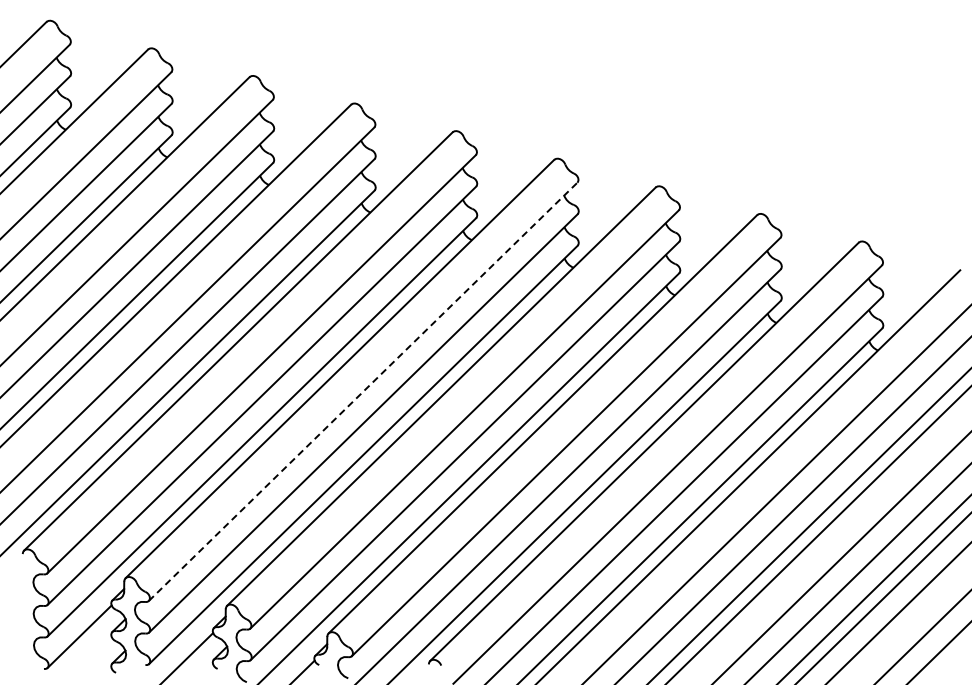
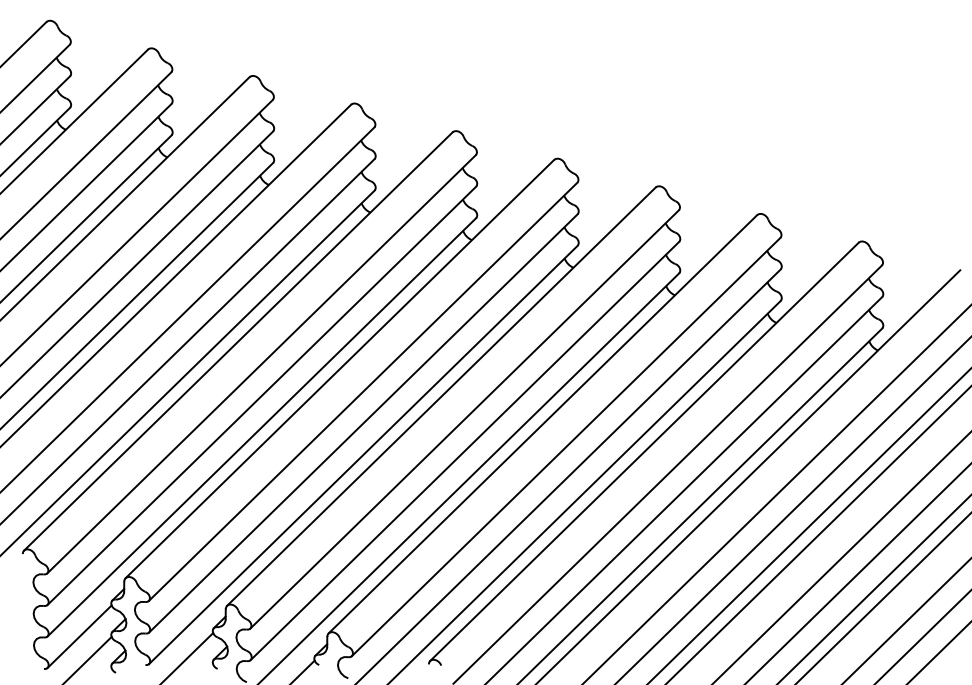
line: dashed -> solid (363, 391)
line position: (898, 613) -> (906, 620) (906, 620)
line: none -> present (88, 658)
